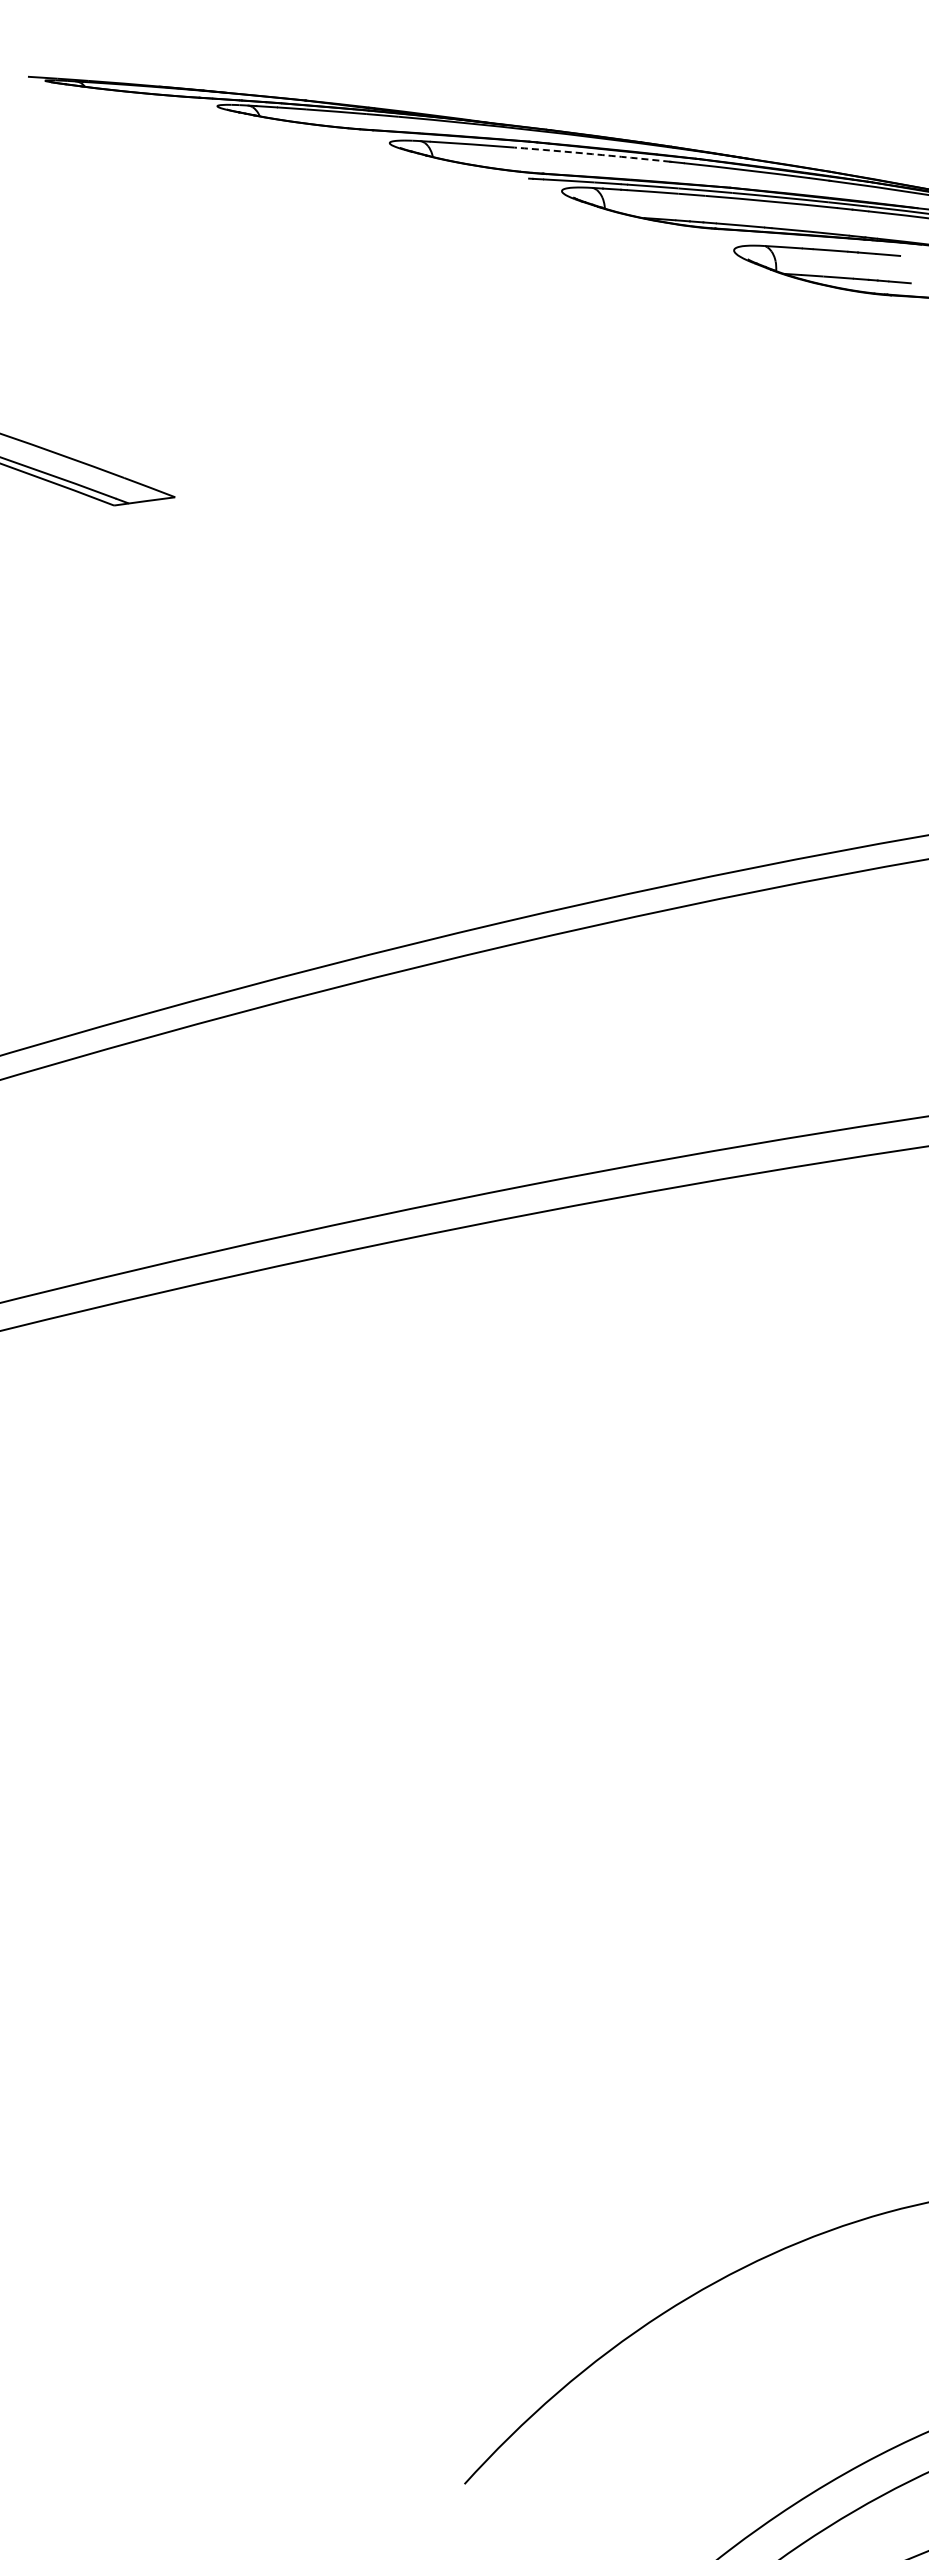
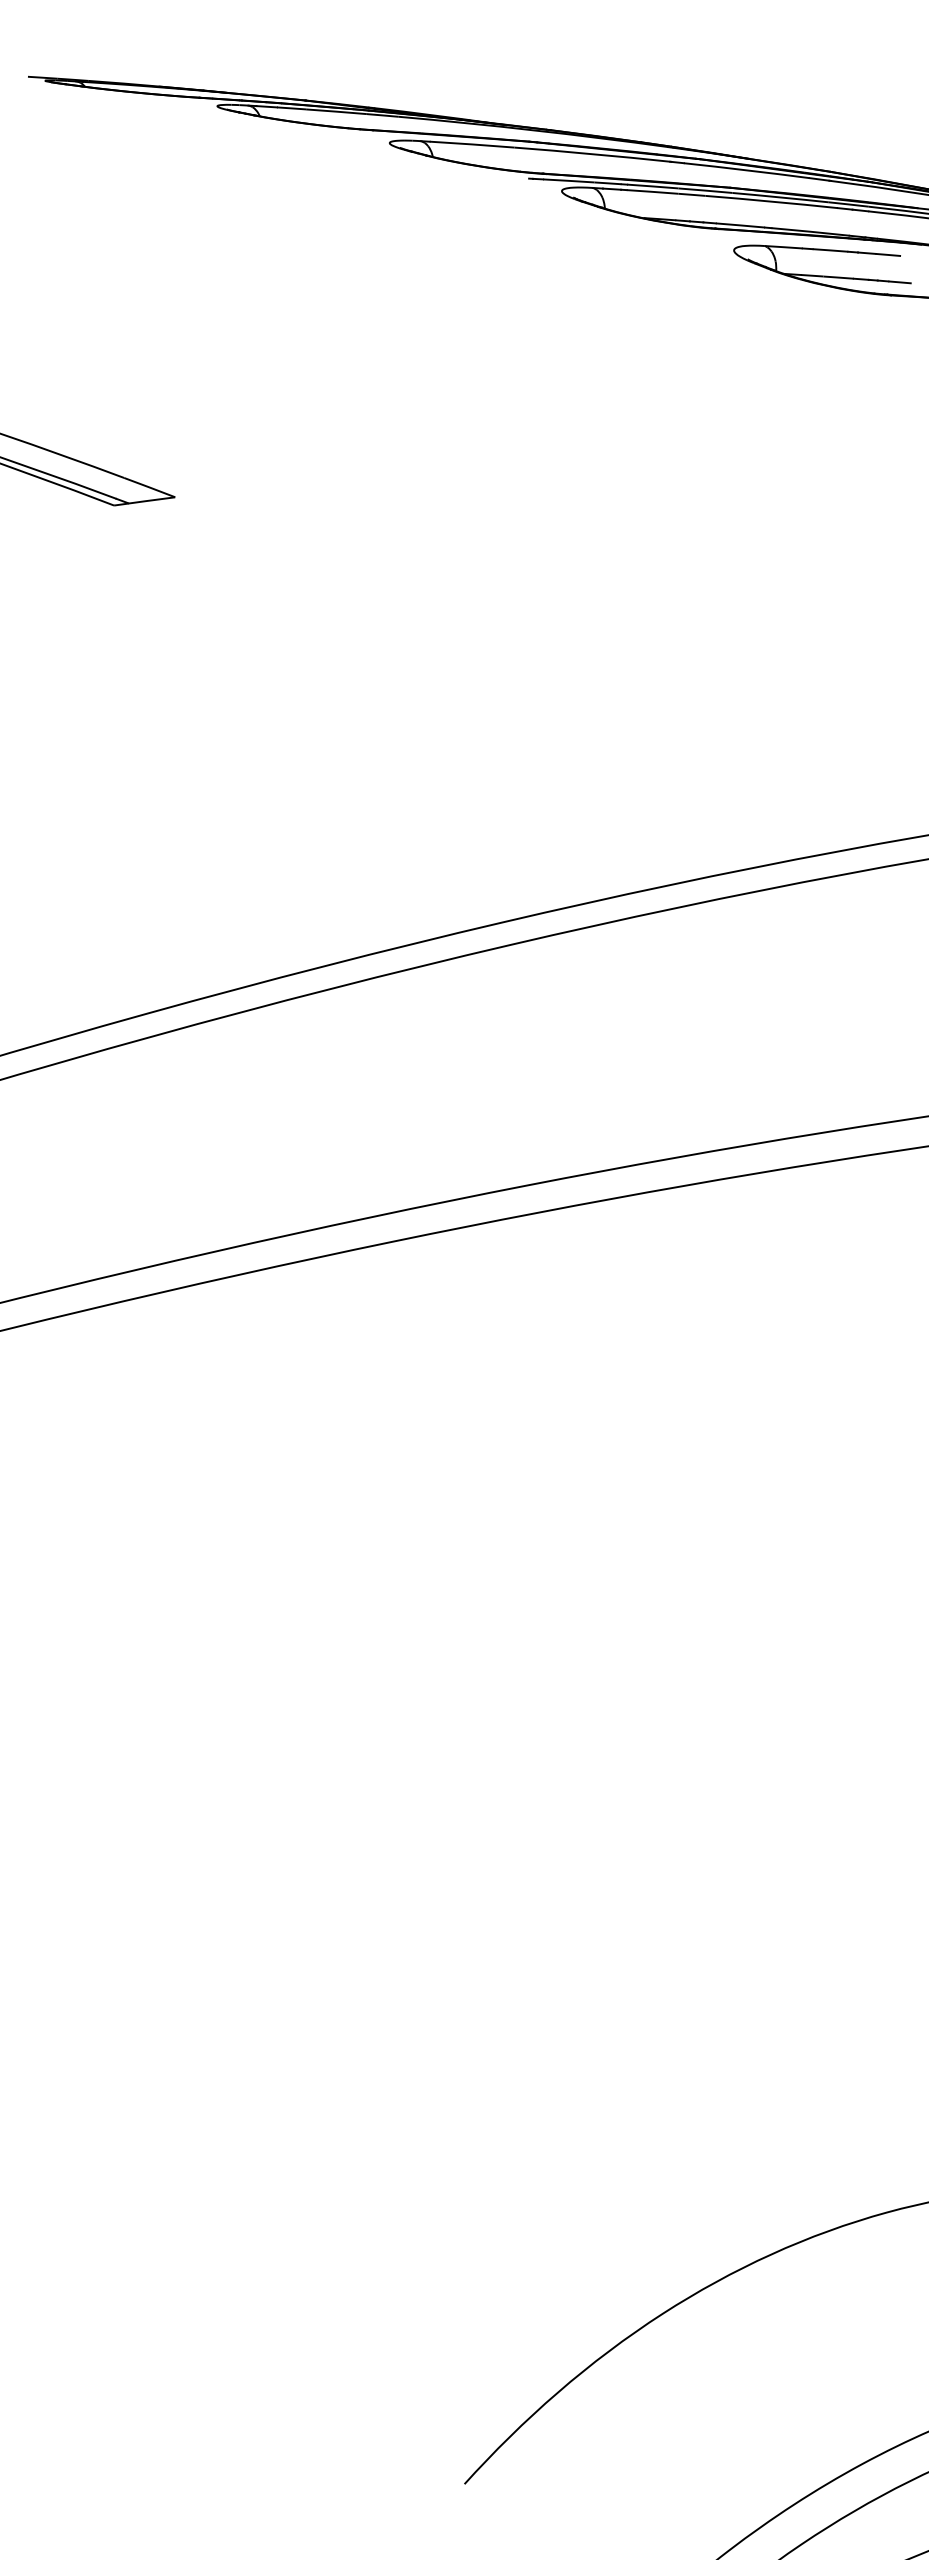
arc: dashed -> solid (592, 154)
